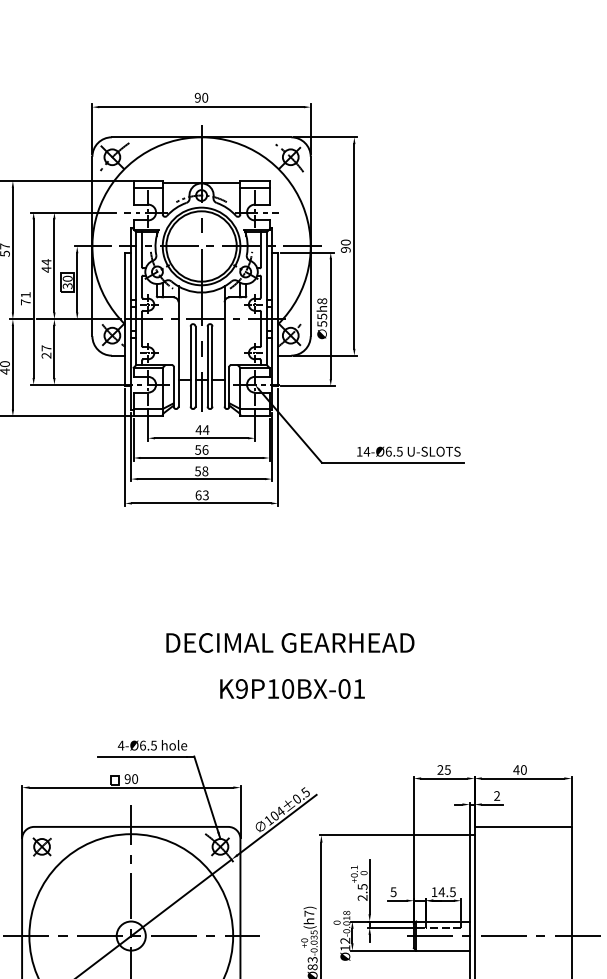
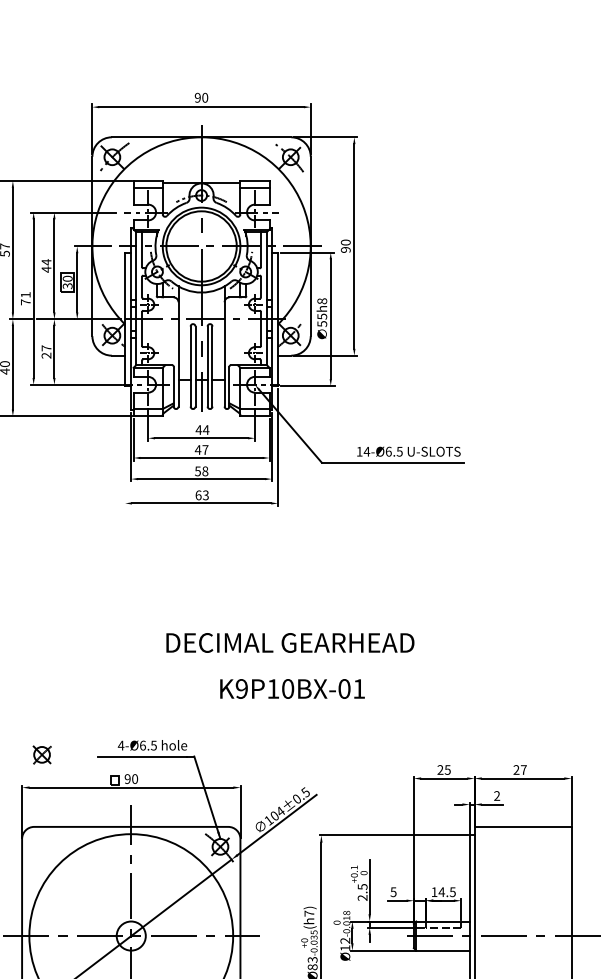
line: present -> none (125, 447)
text: 56 -> 47 (201, 449)
text: 40 -> 27 (519, 769)
part position: (41, 846) -> (41, 754) (41, 754)
